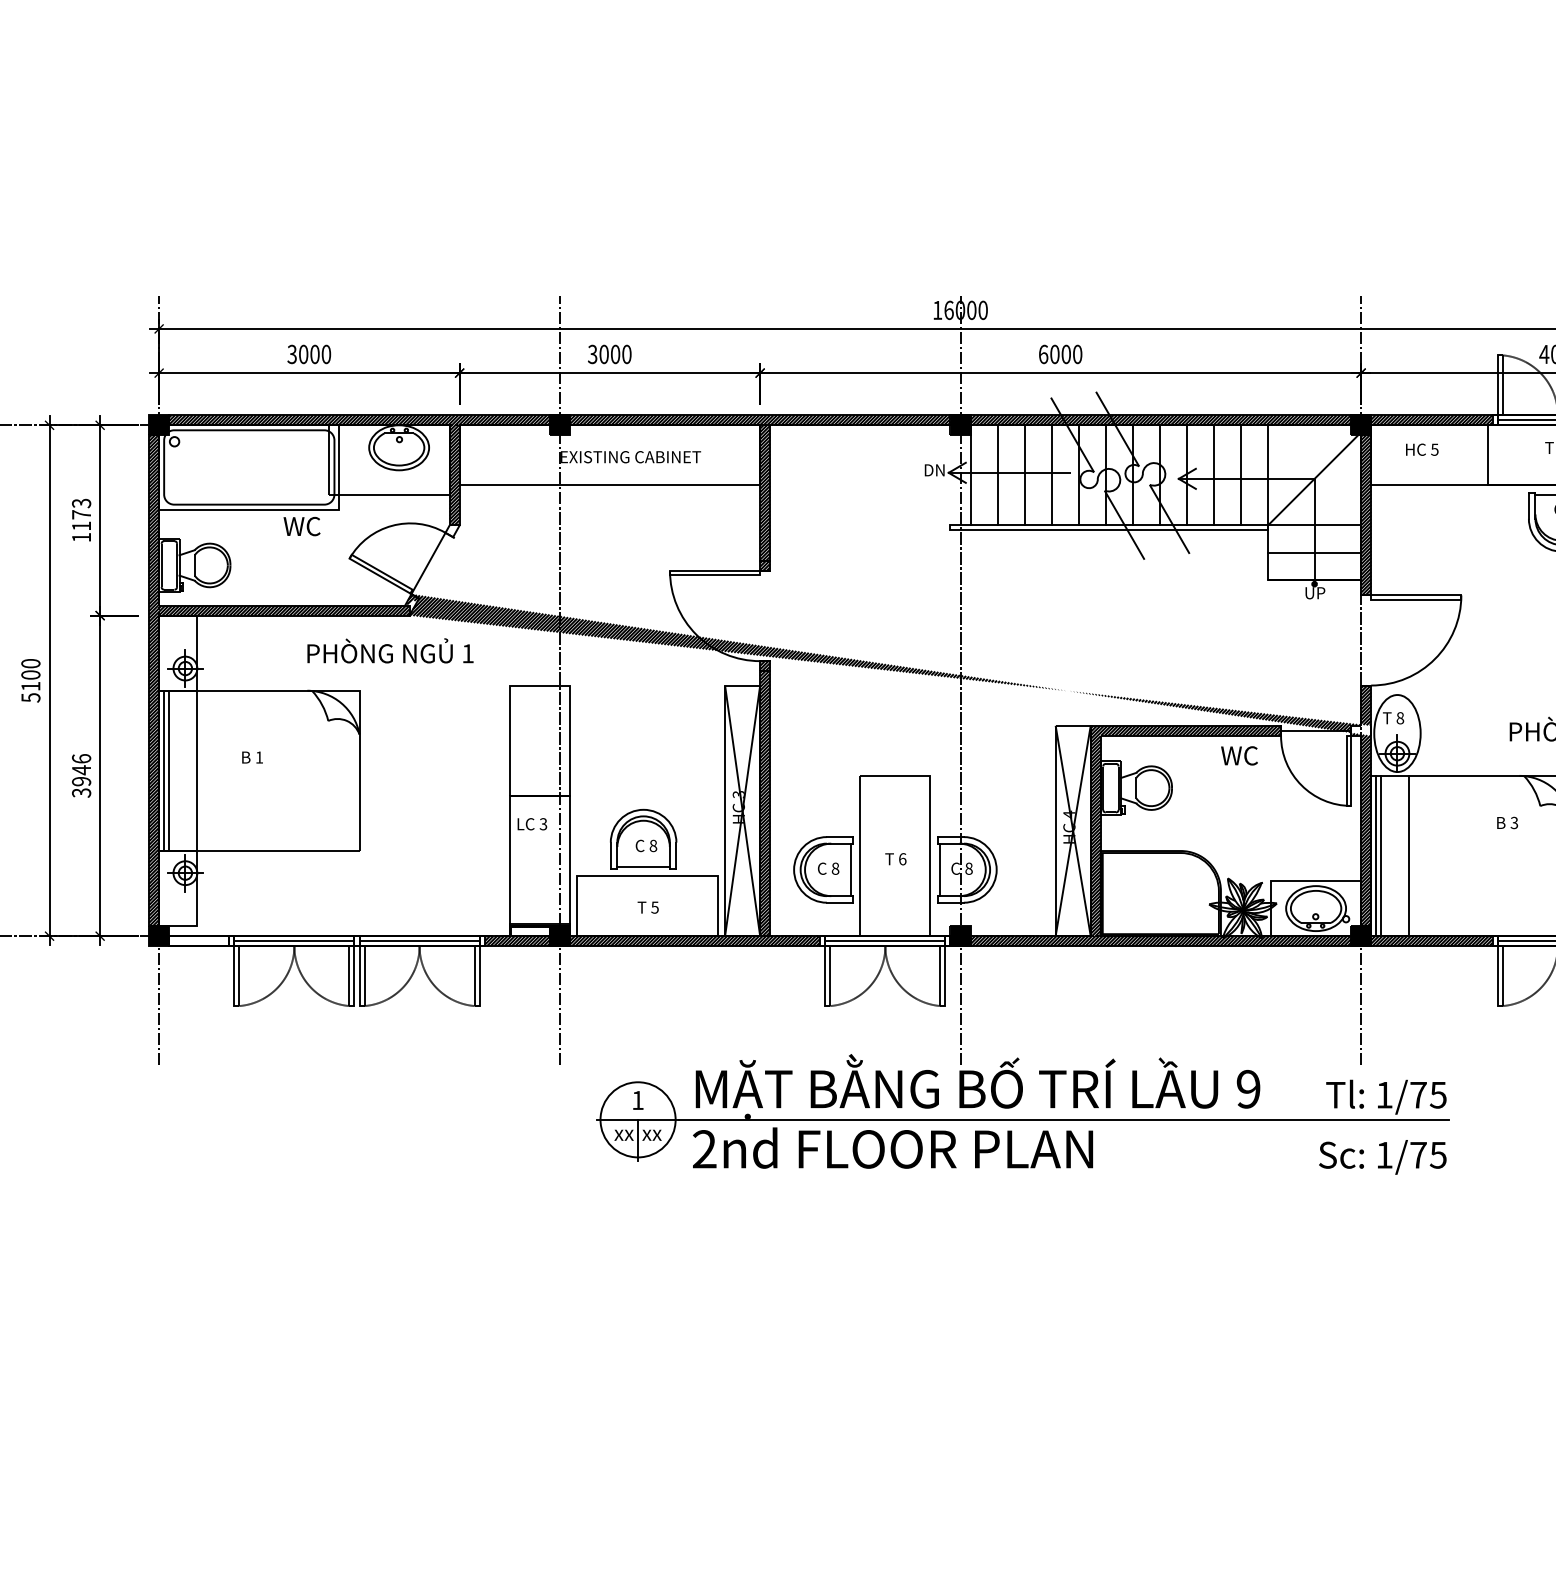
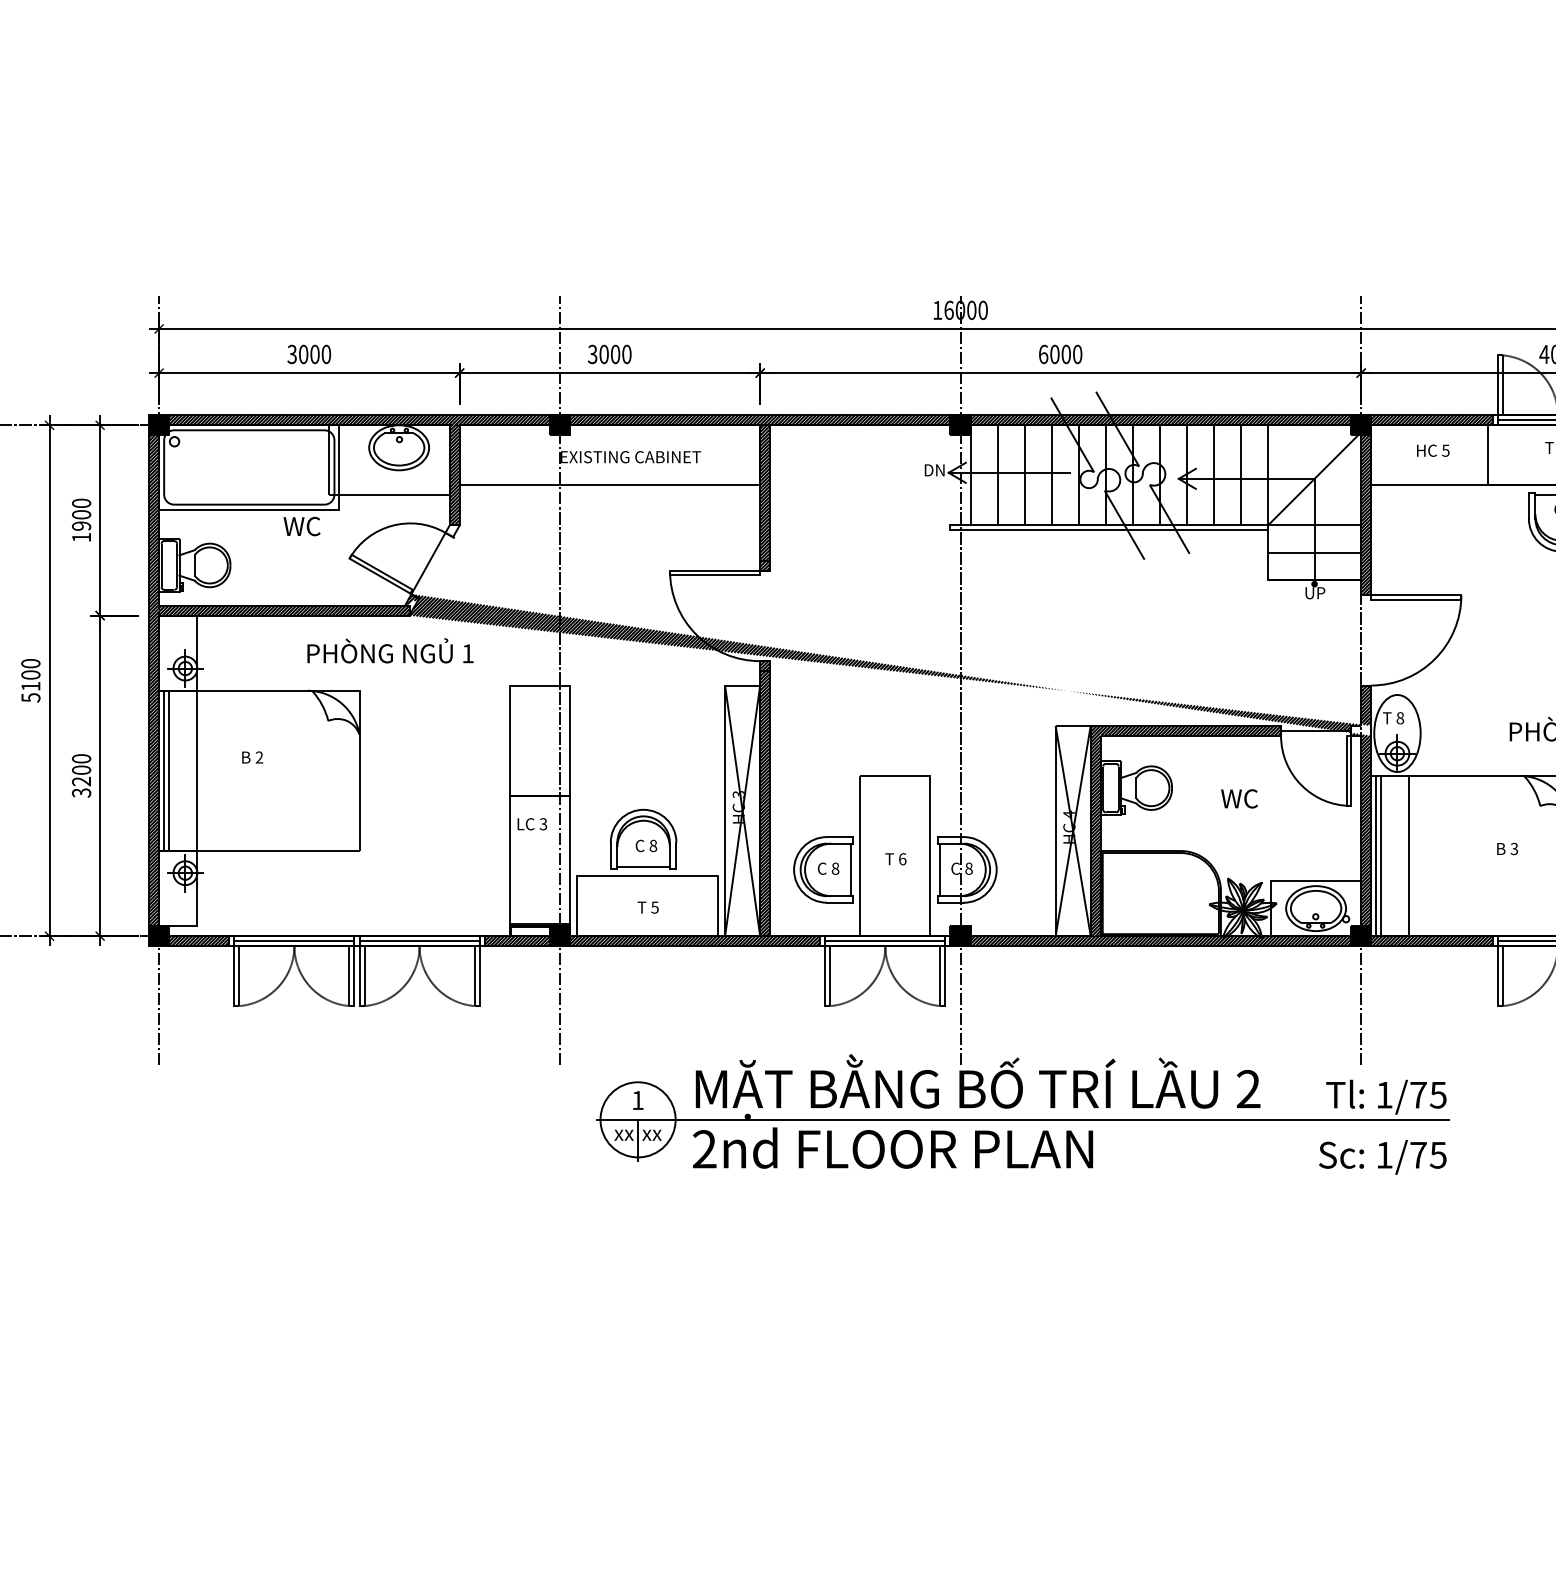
text position: (1422, 449) -> (1433, 450) (1433, 450)
text: 1173 -> 1900 (81, 514)
text position: (1239, 755) -> (1239, 798) (1239, 798)
text: 1 -> 2 (259, 757)
text: 3946 -> 3200 (81, 770)
text position: (1507, 822) -> (1507, 848) (1507, 848)
hatch: none -> present (199, 941)
text: 9 -> 2 (1248, 1089)
